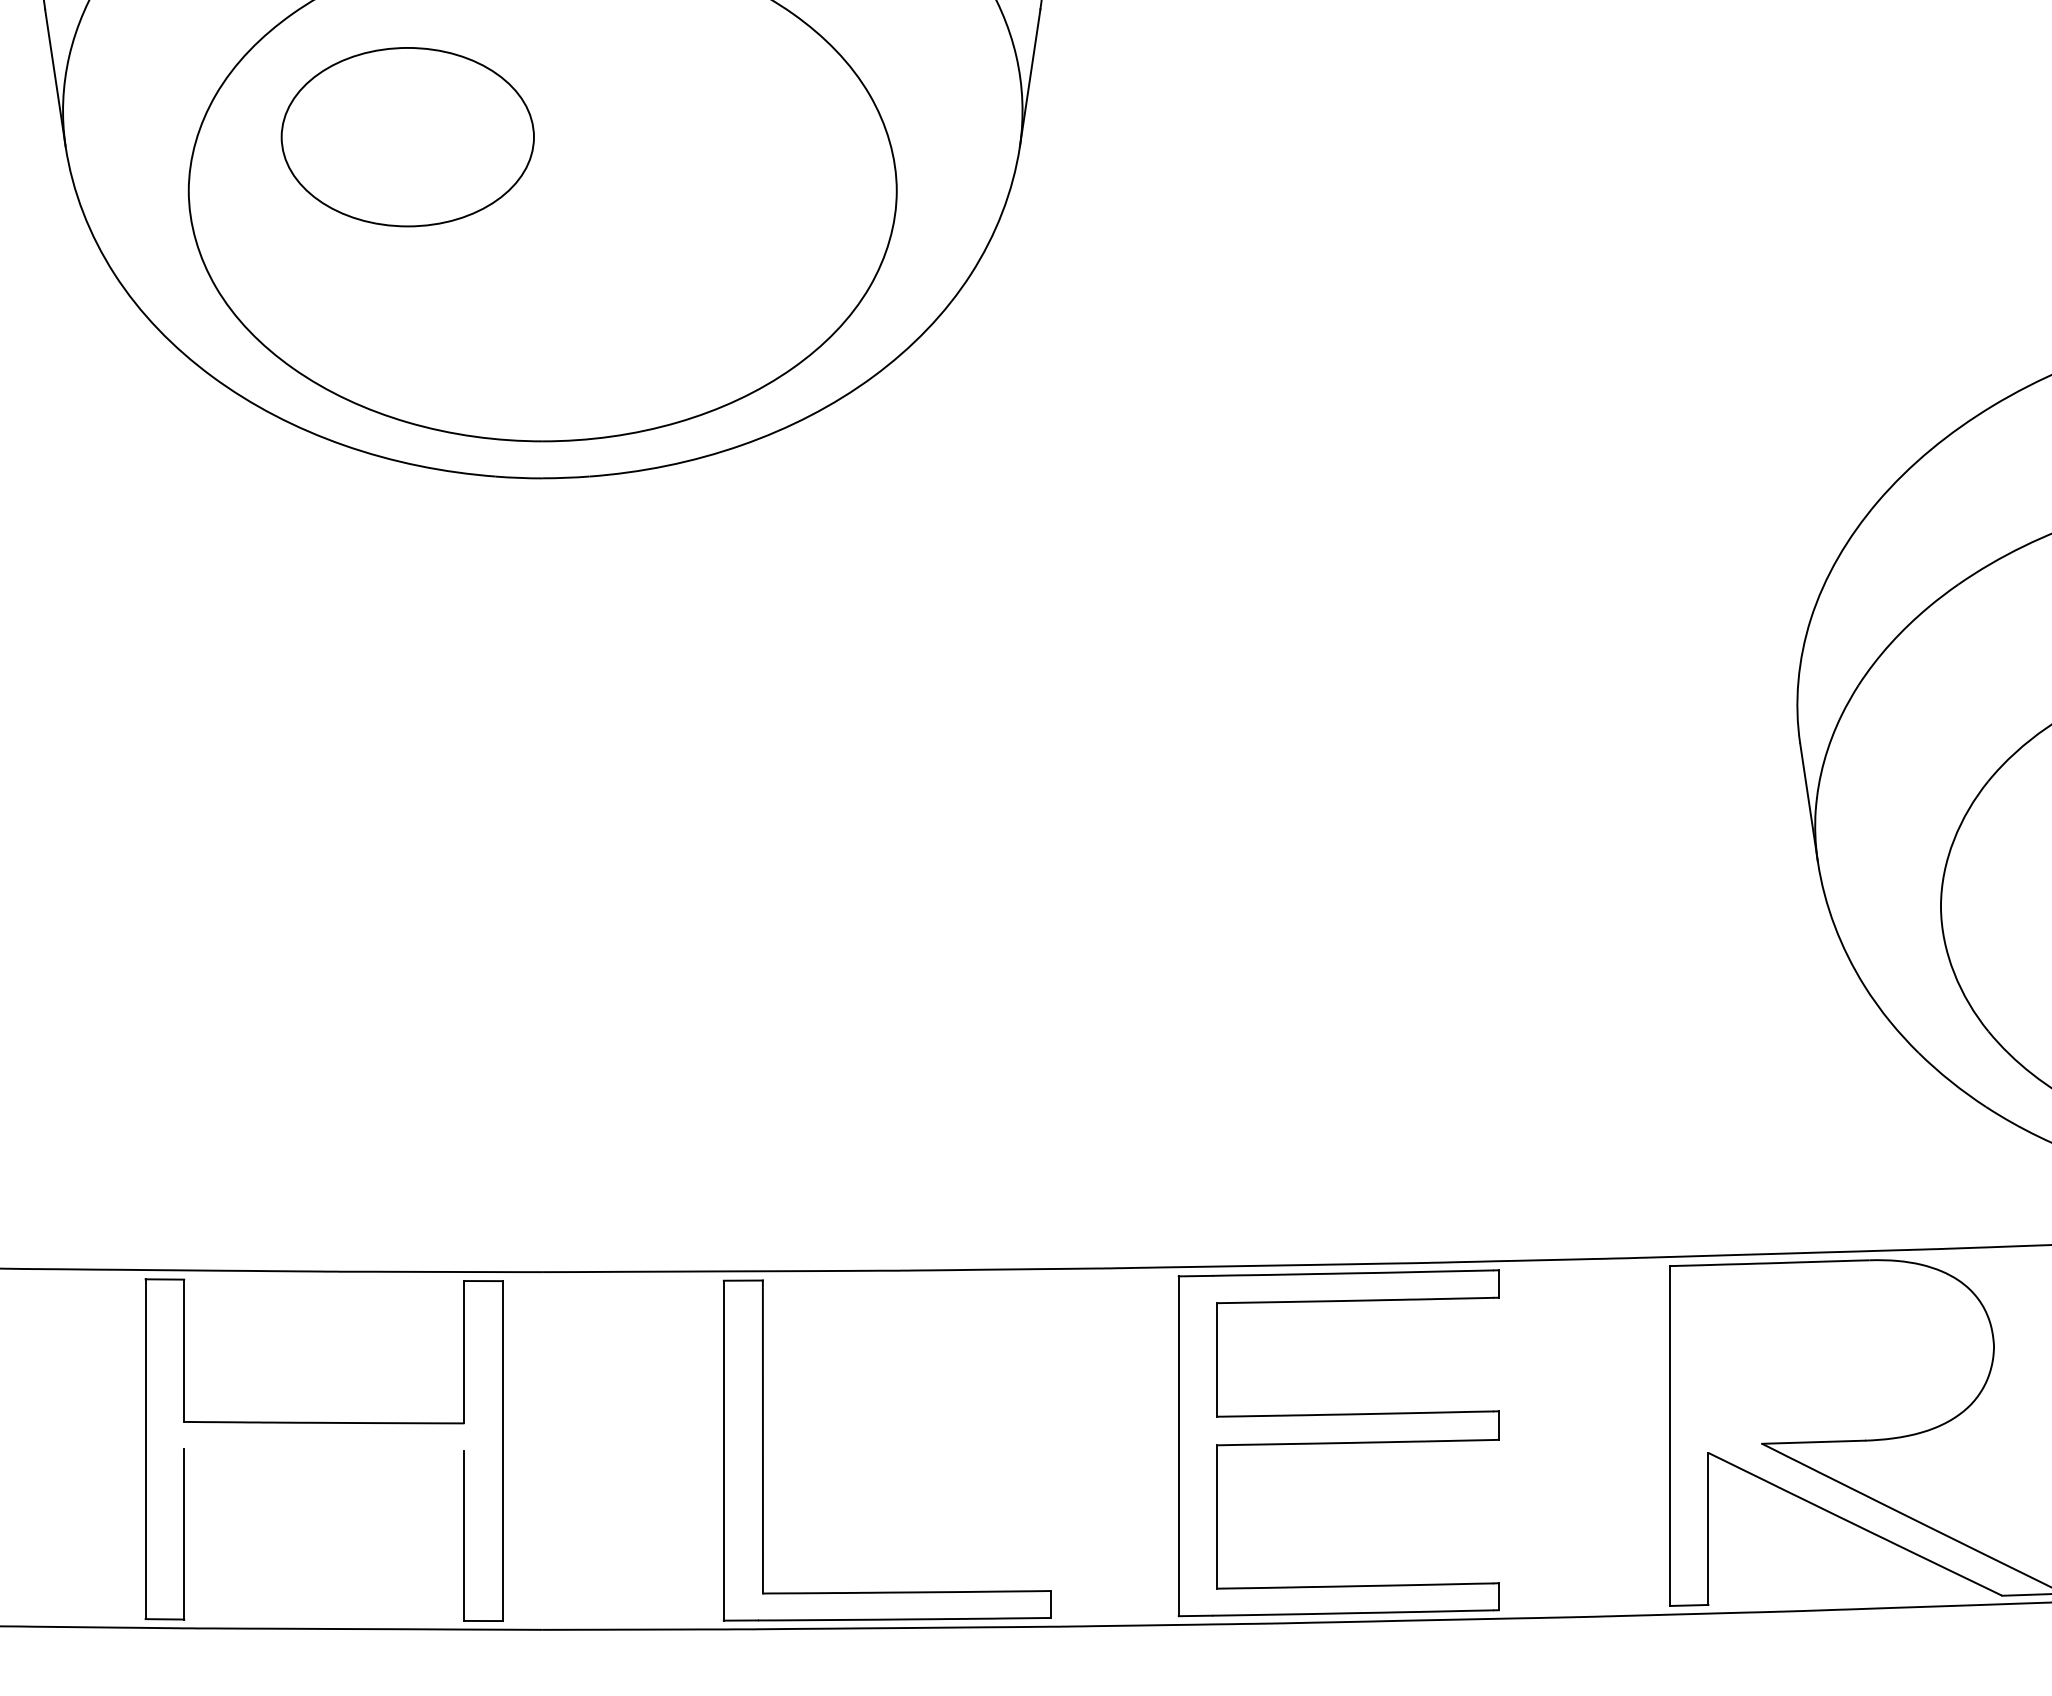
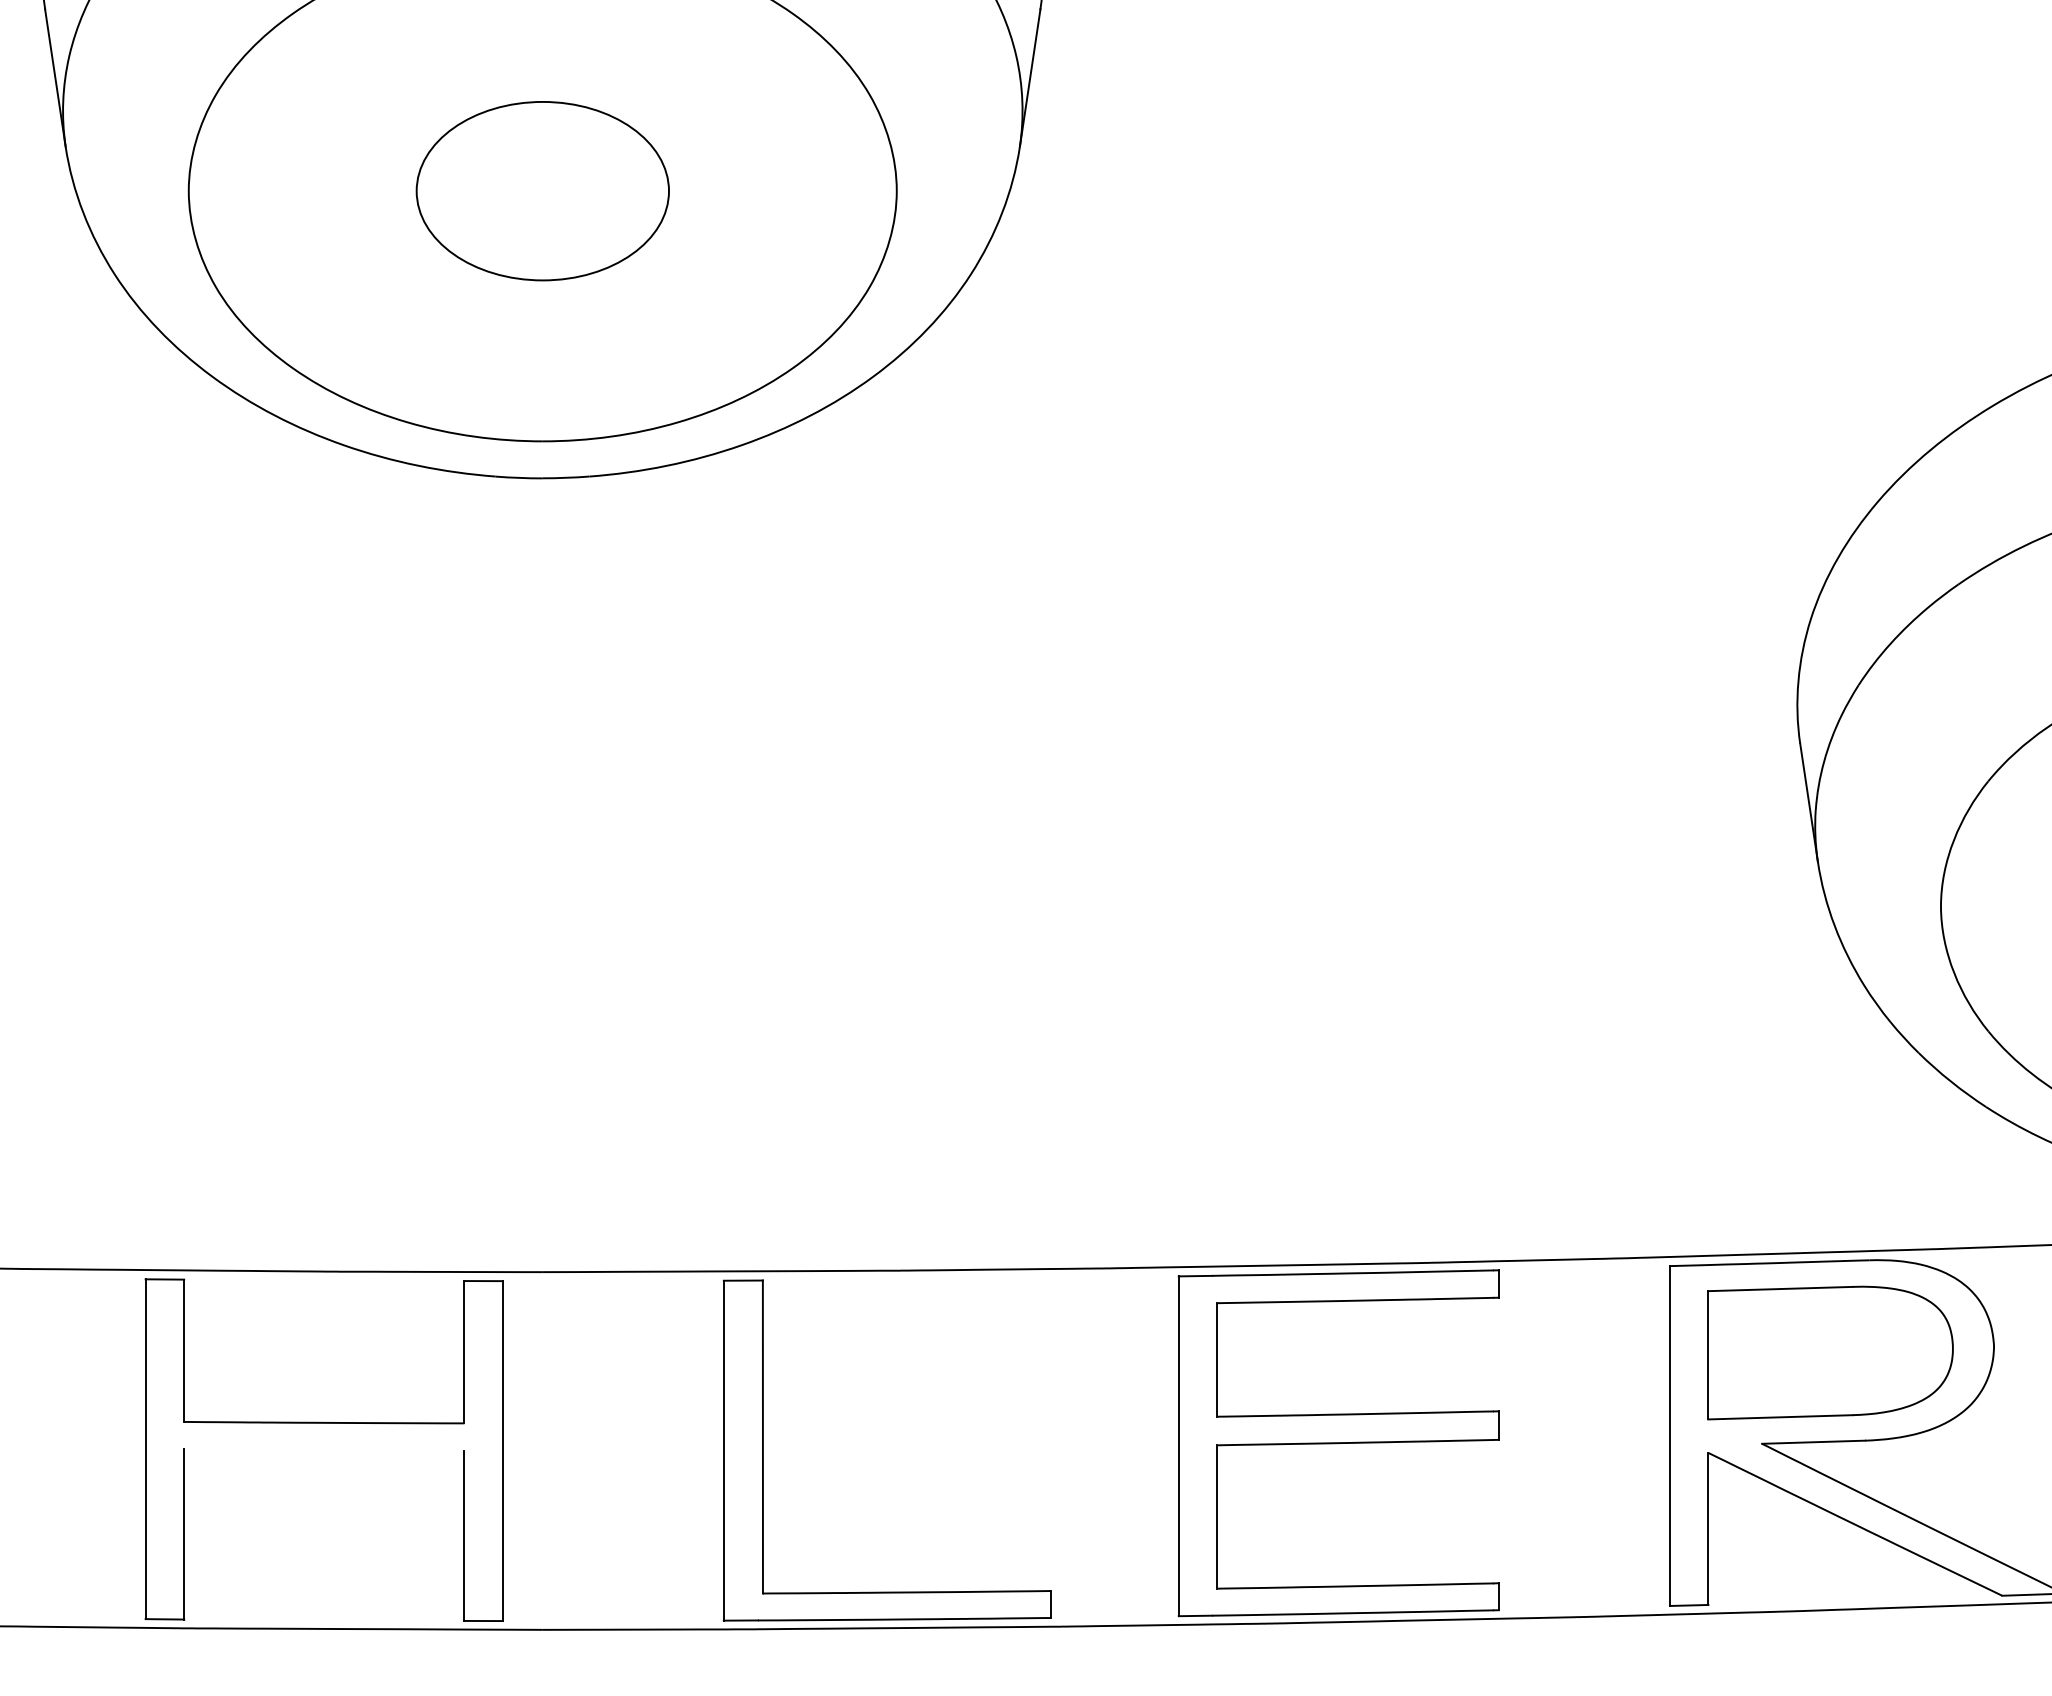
part position: (407, 137) -> (542, 191) (542, 191)
part: none -> present (1830, 1352)
